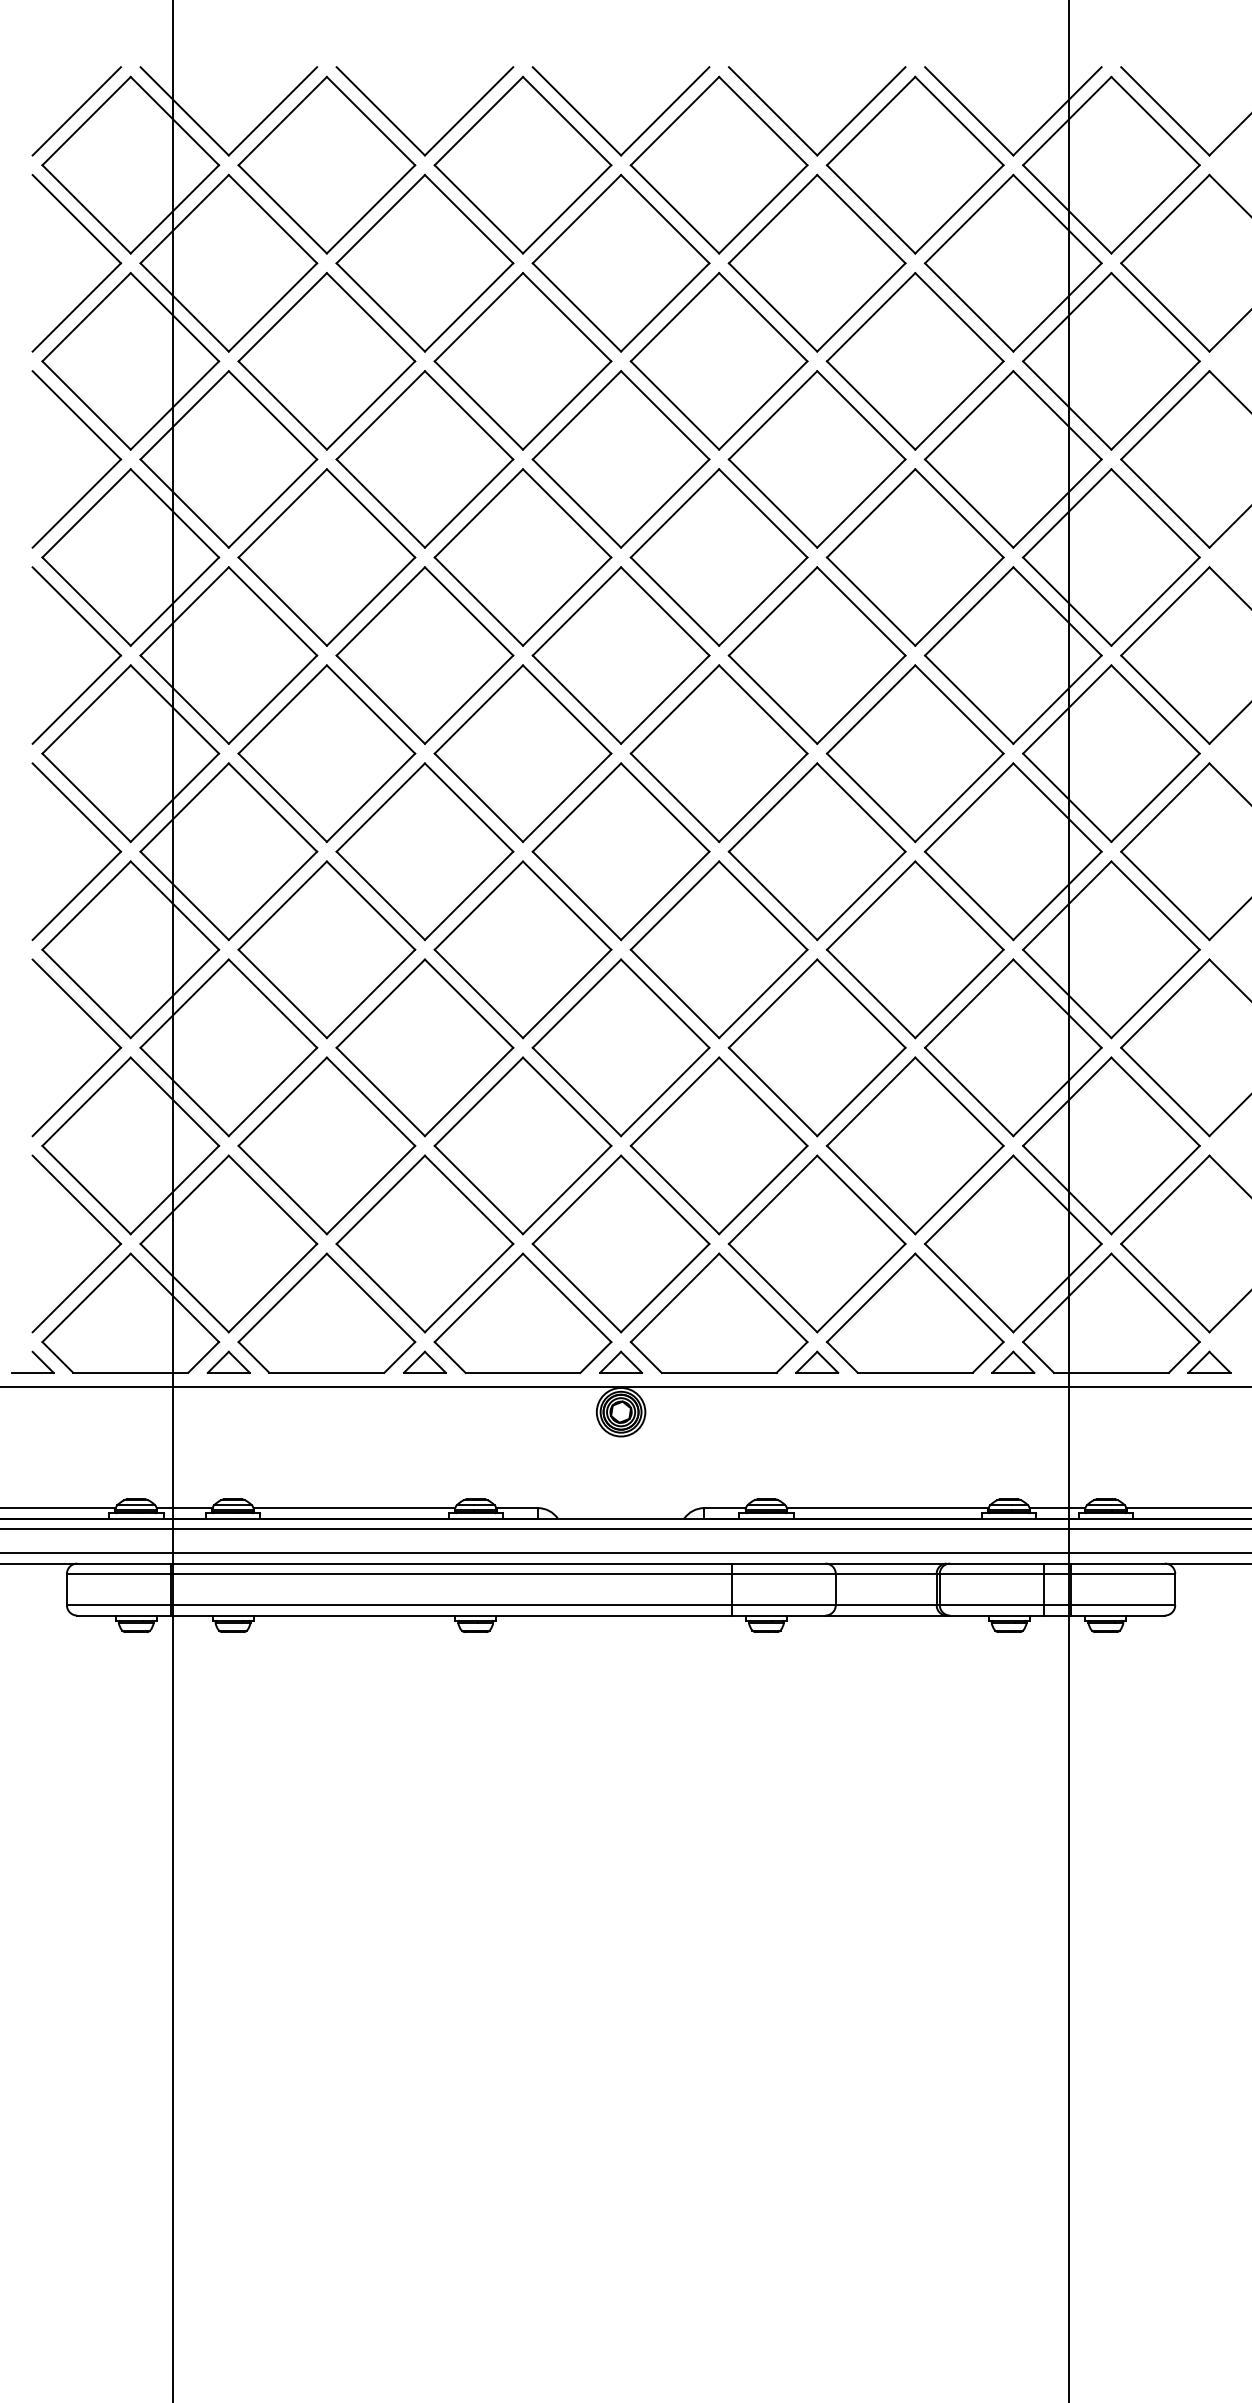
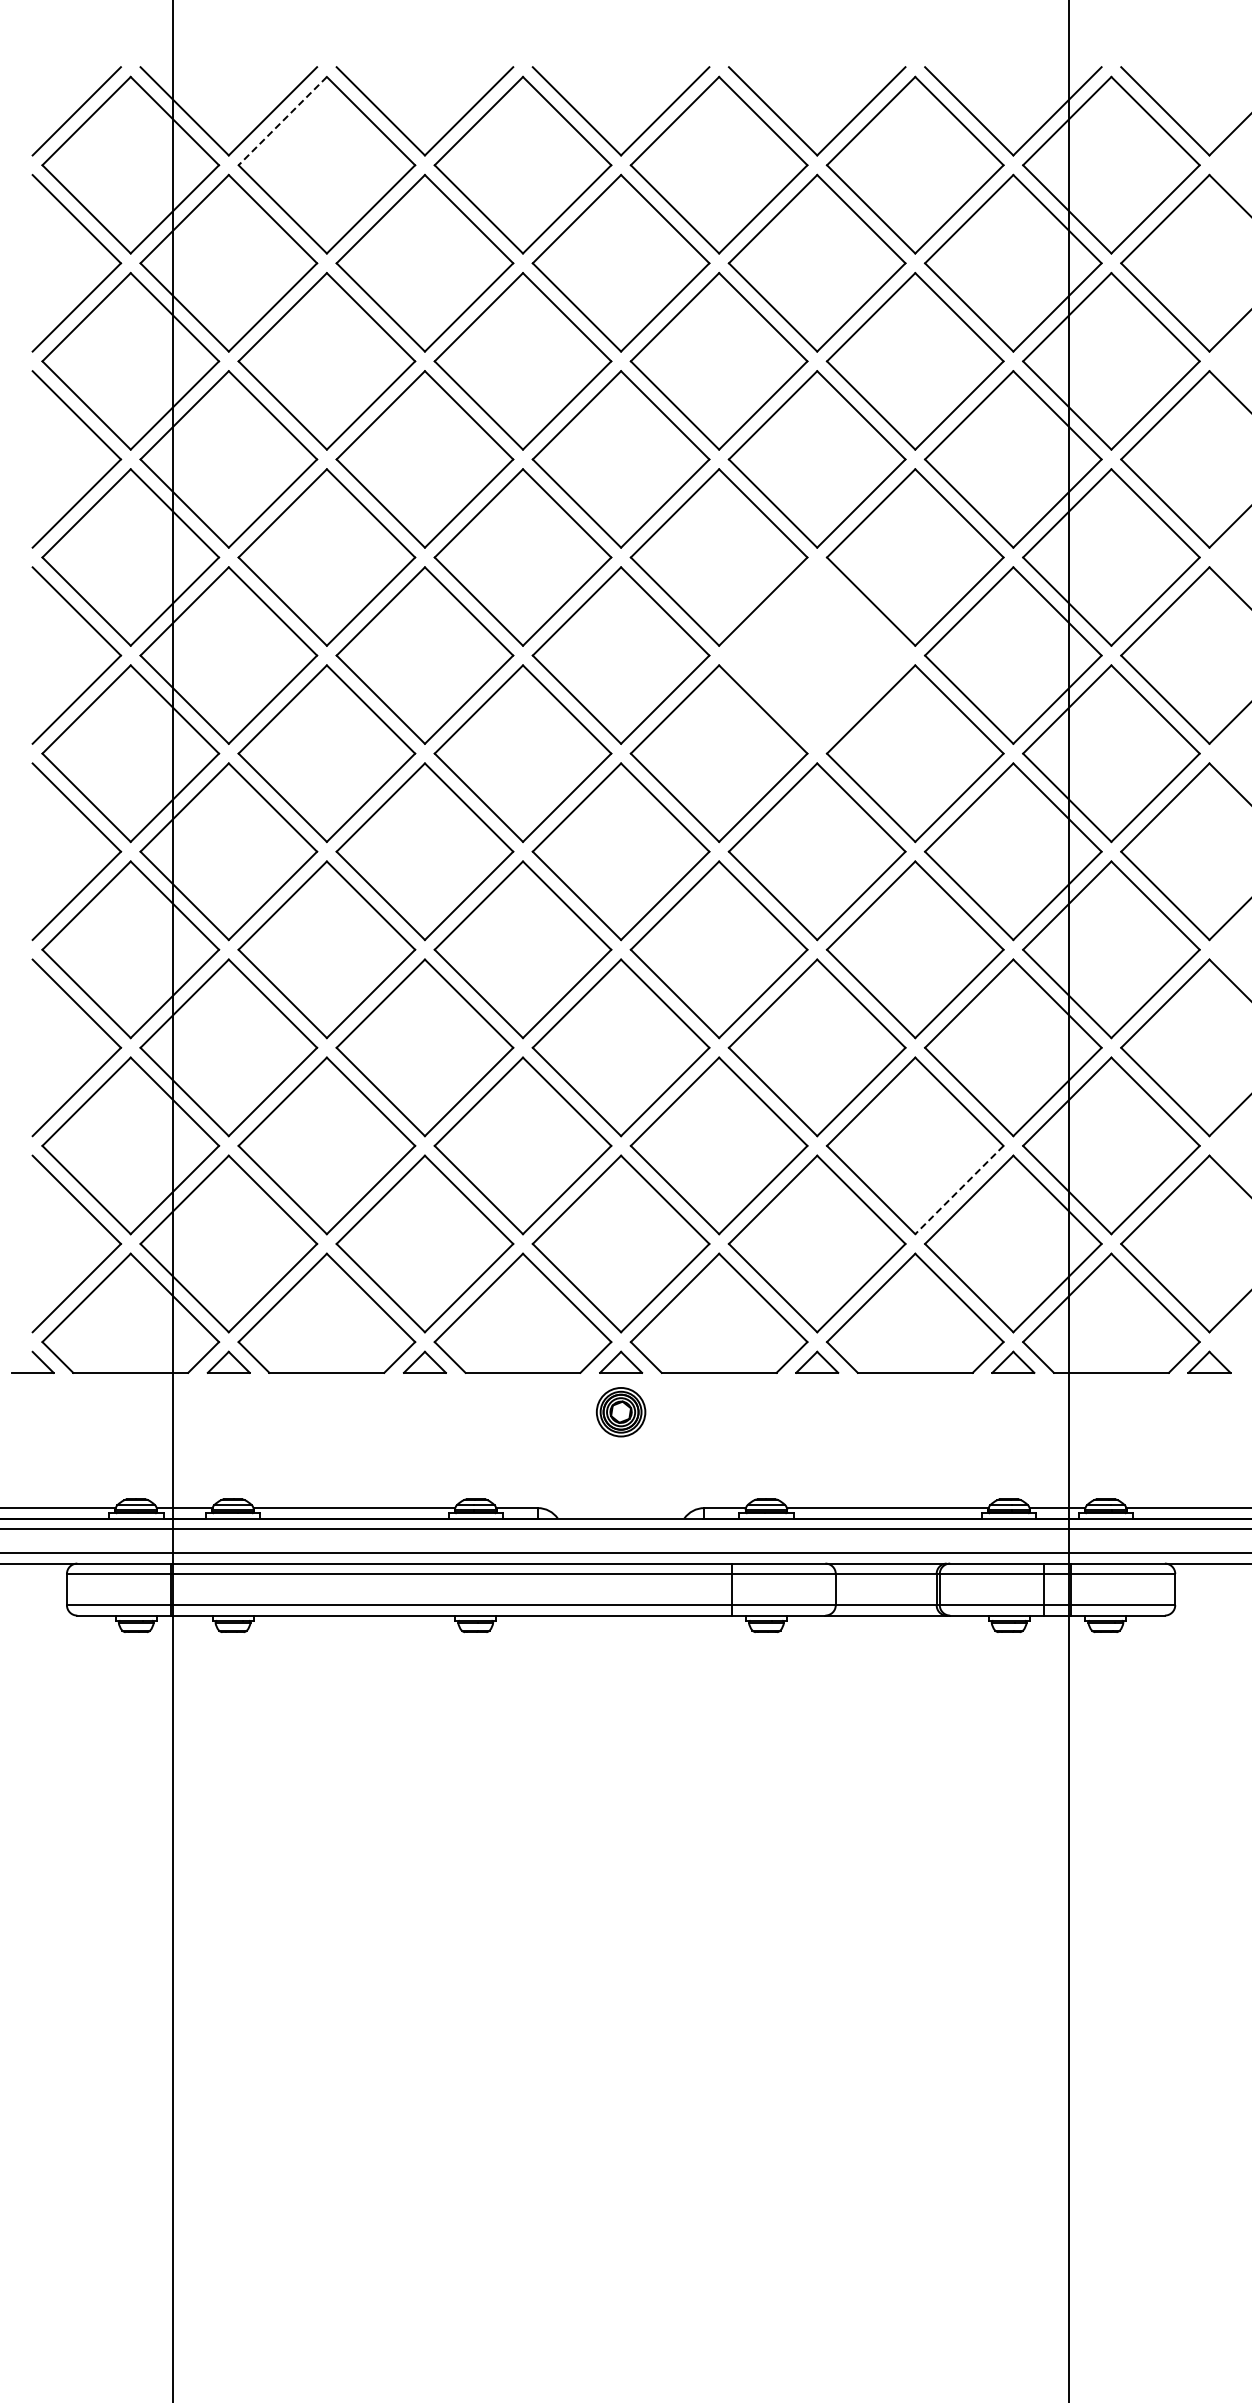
line: solid -> dashed (282, 121)
part: present -> none (816, 655)
line: solid -> dashed (959, 1190)
line: present -> none (625, 1386)
